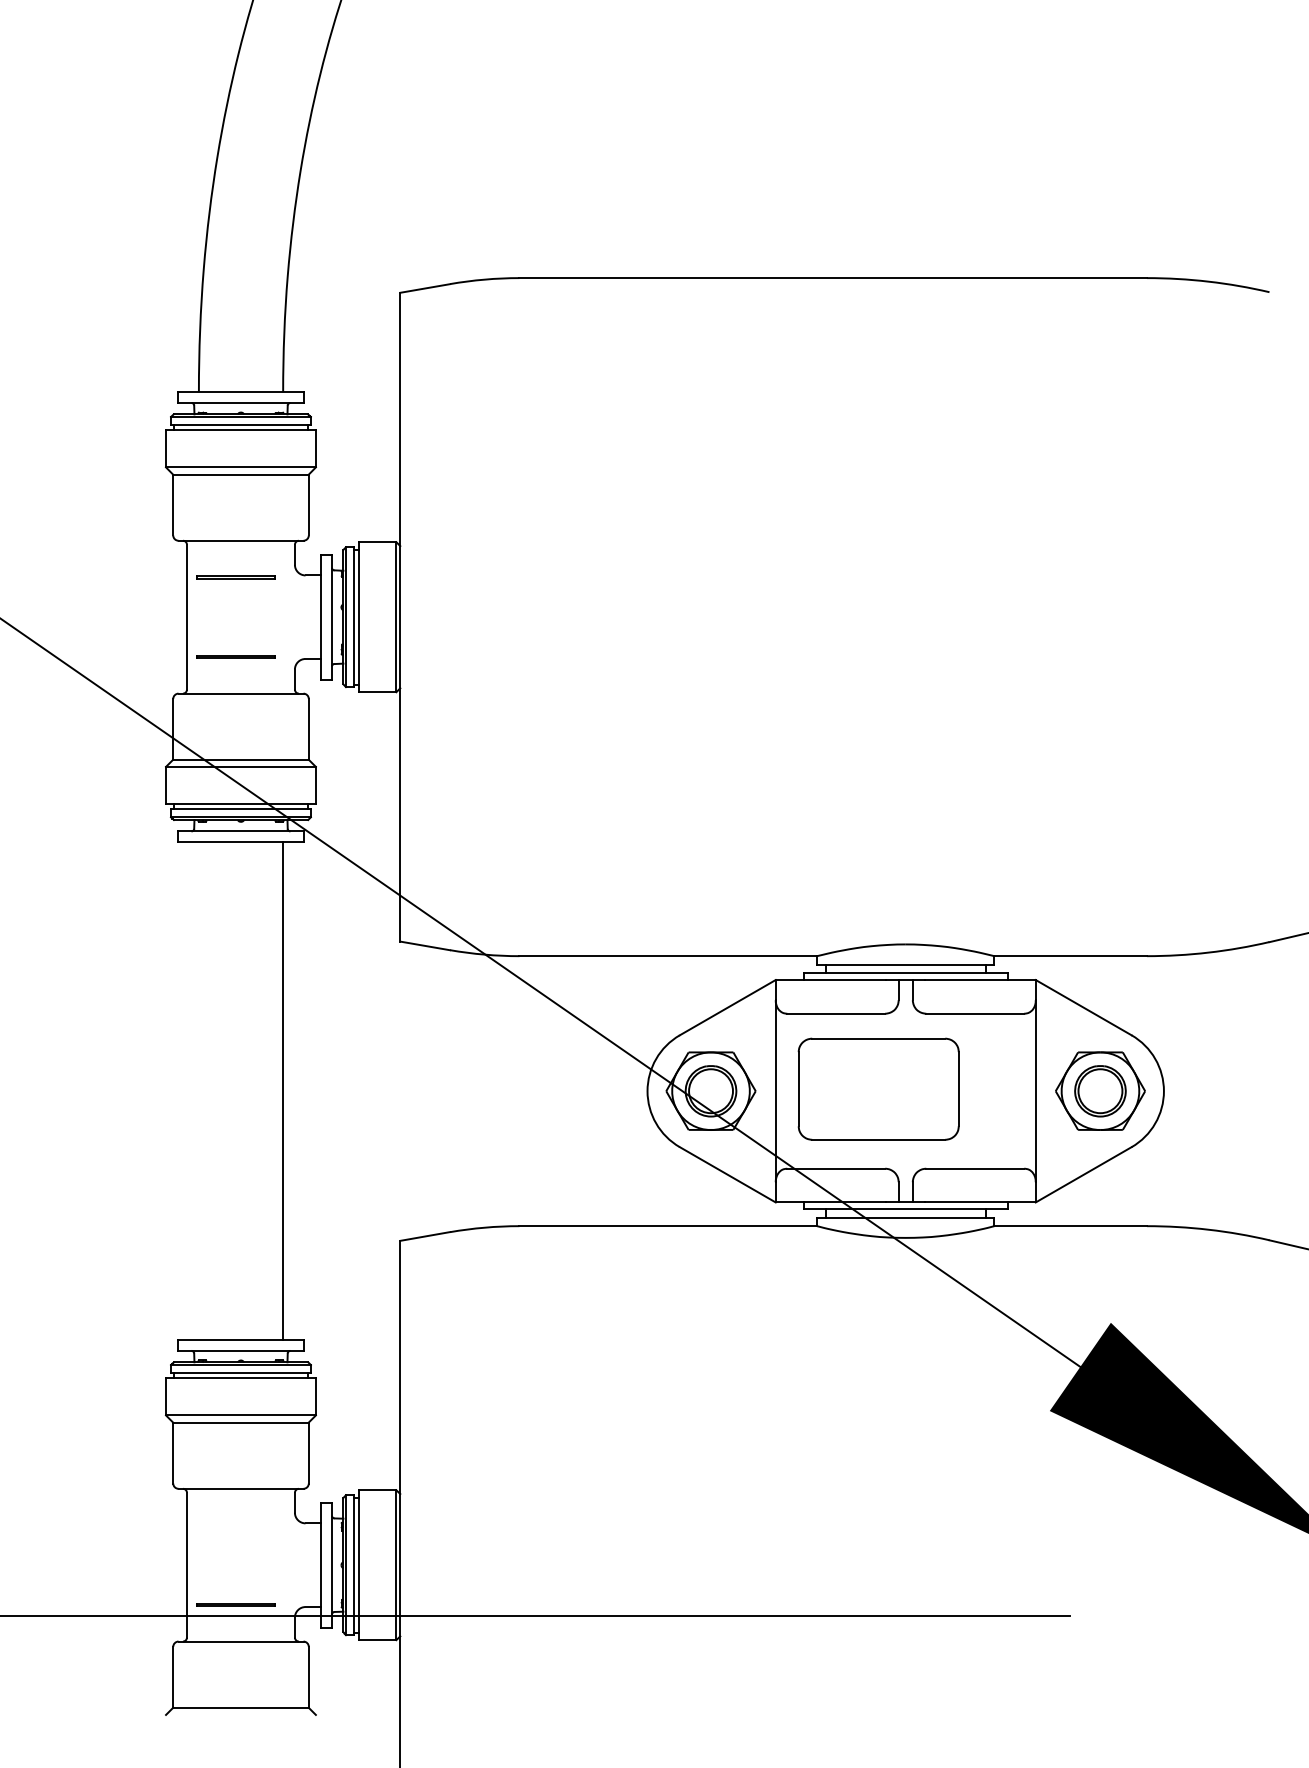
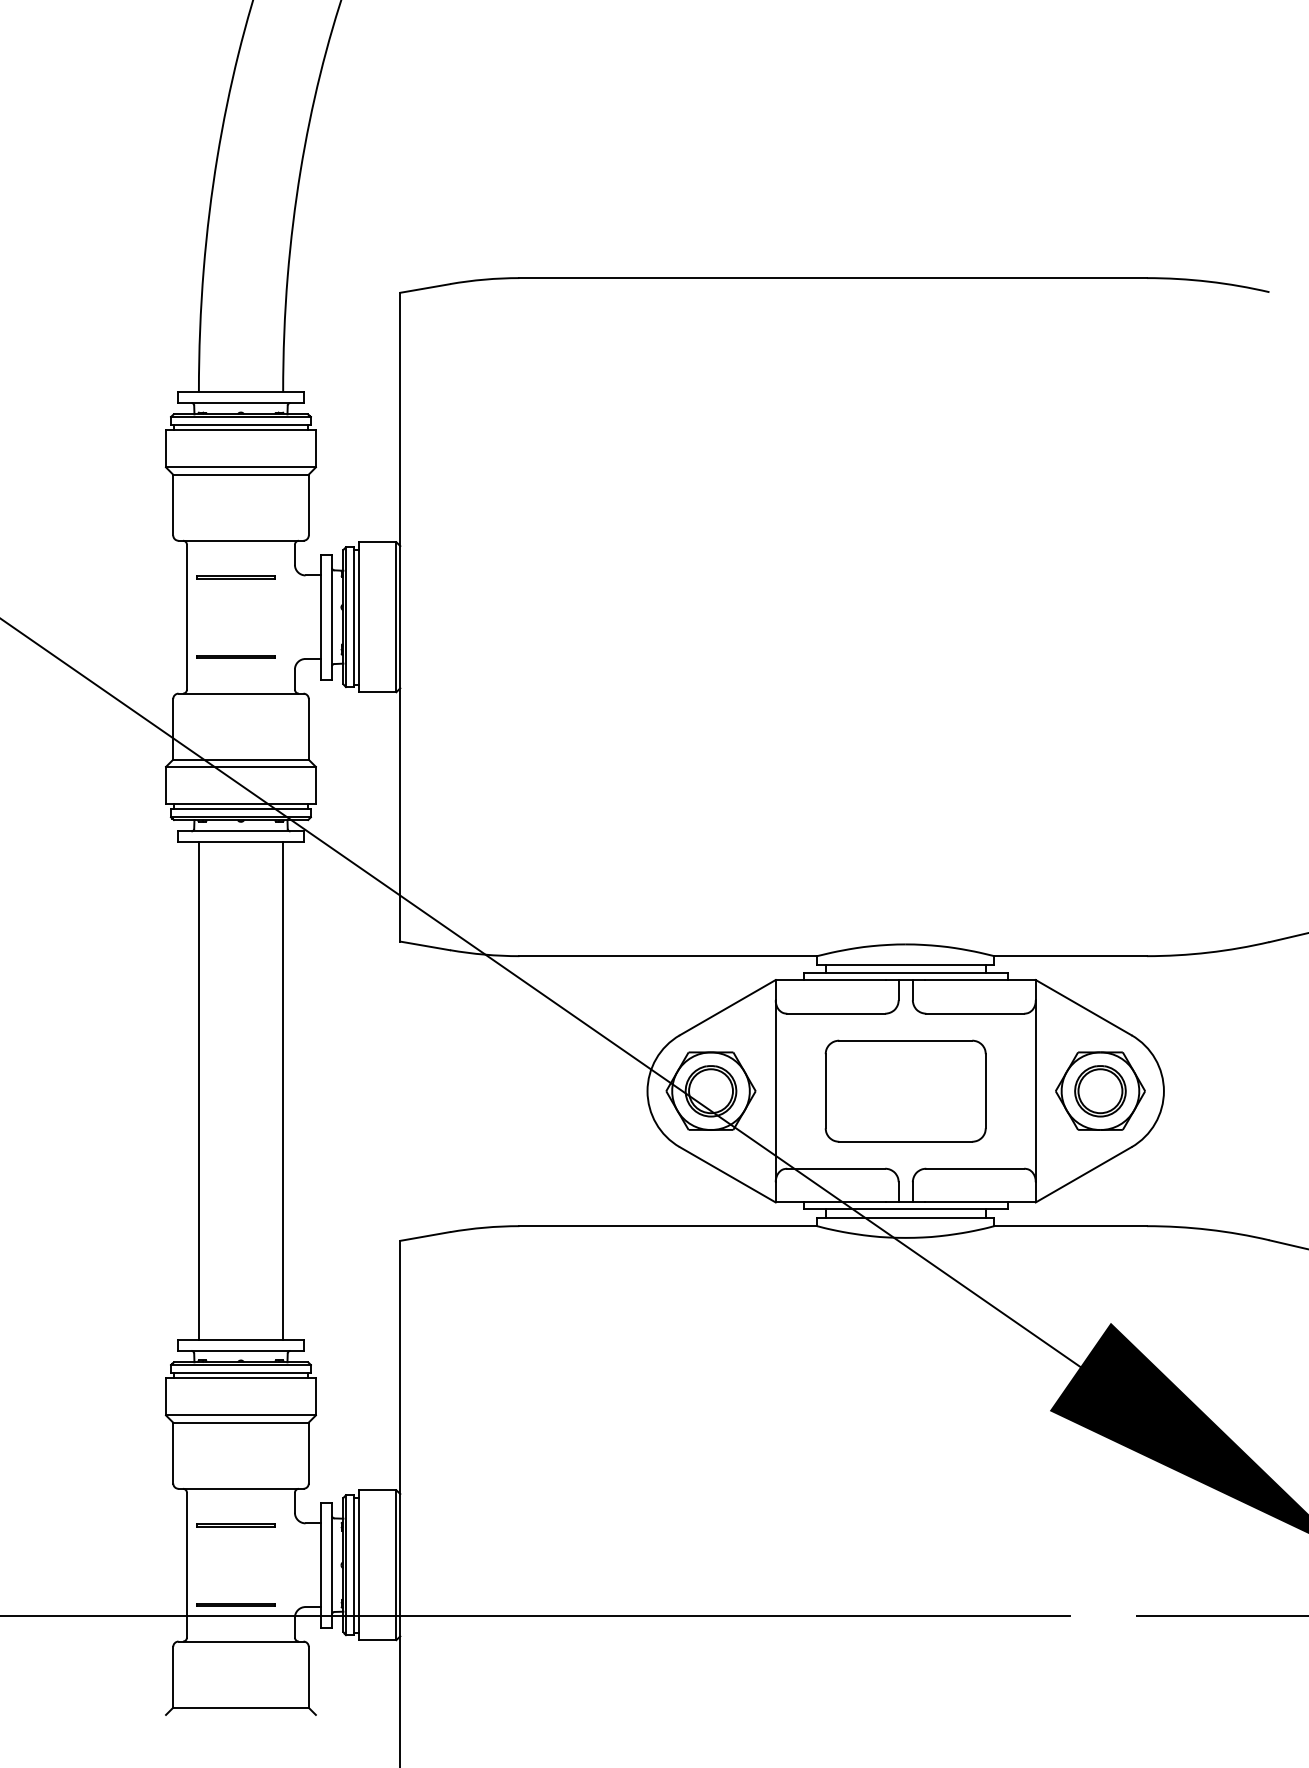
part position: (878, 1088) -> (905, 1090) (905, 1090)
line: none -> present (198, 1091)
line: none -> present (235, 1524)
line: none -> present (1220, 1616)
